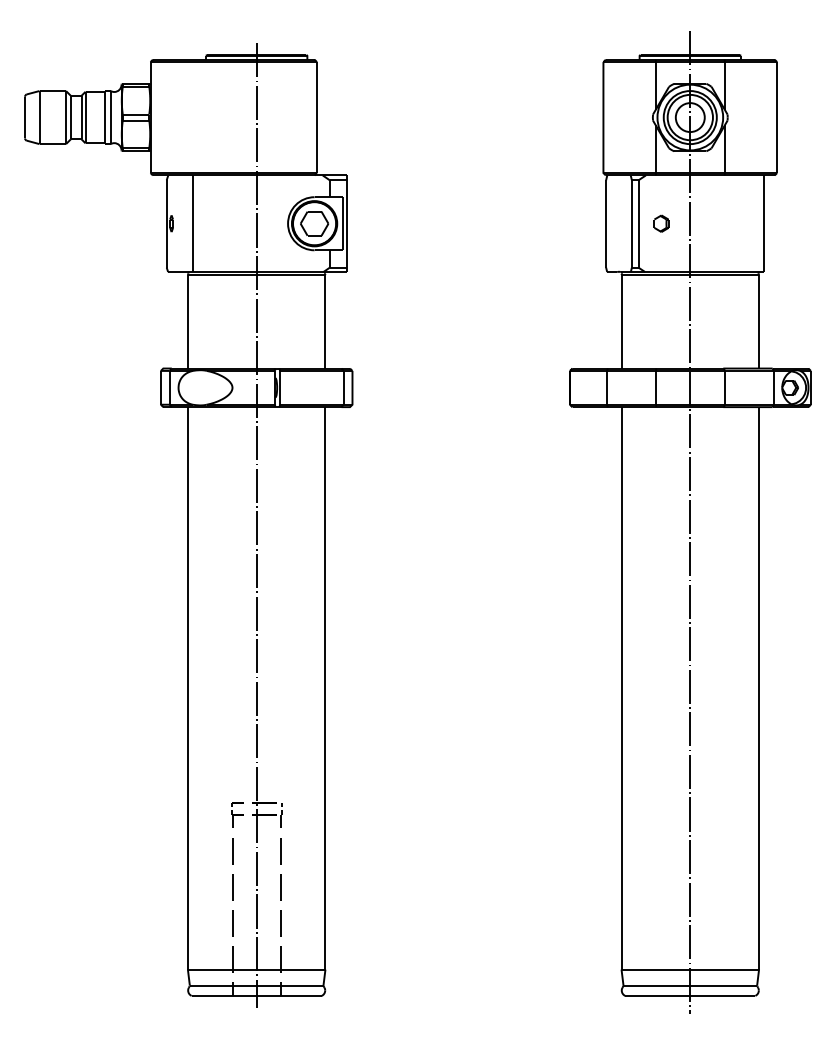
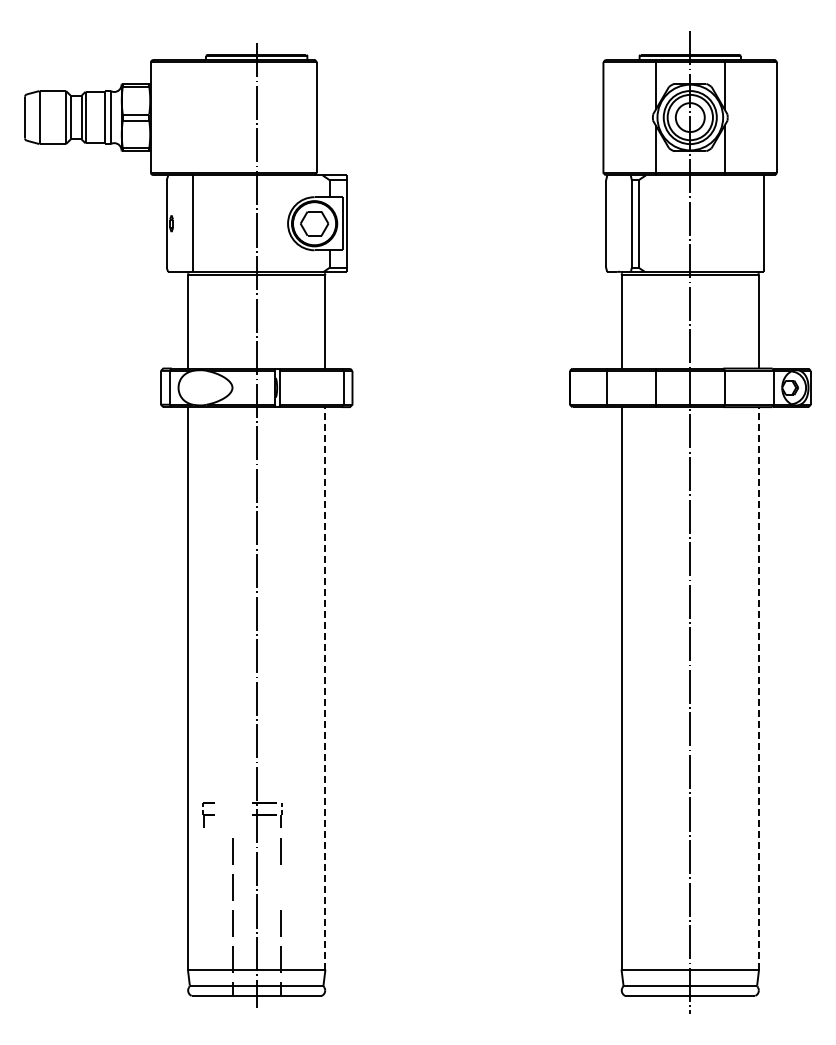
part: present -> none (661, 223)
line: solid -> dashed (325, 687)
line: solid -> dashed (759, 687)
part position: (237, 814) -> (208, 814) (208, 814)
line: present -> none (280, 887)
